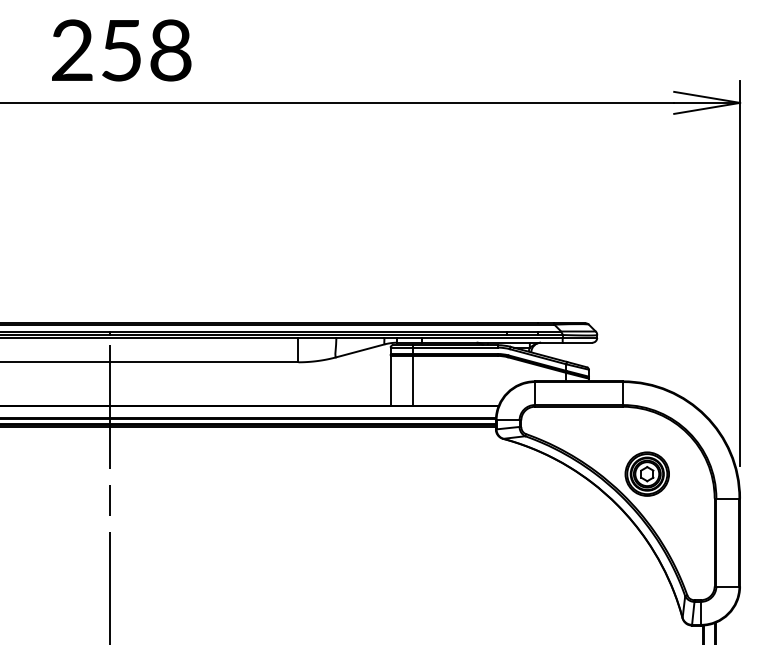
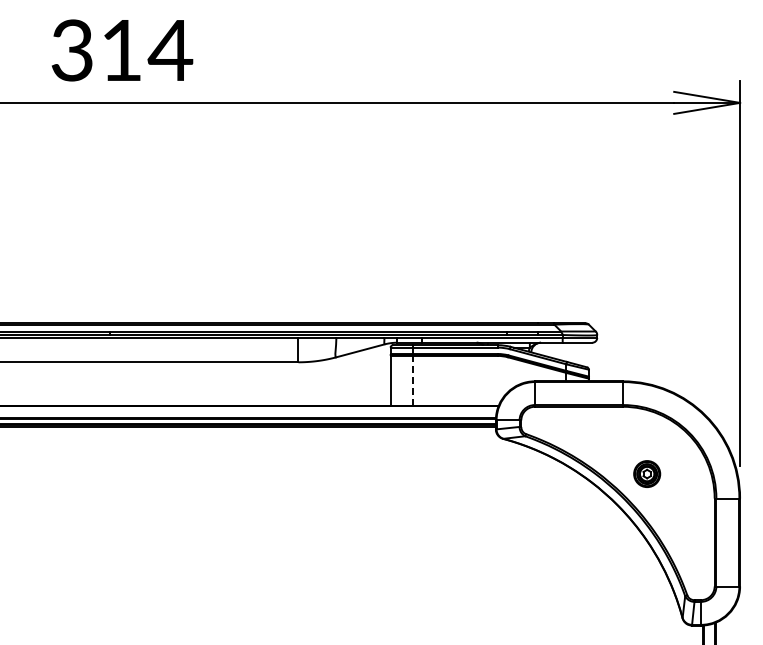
text: 258 -> 314 (122, 50)
line: solid -> dashed (413, 380)
part size: 46x46 px -> 29x28 px (647, 473)
line: present -> none (109, 492)
